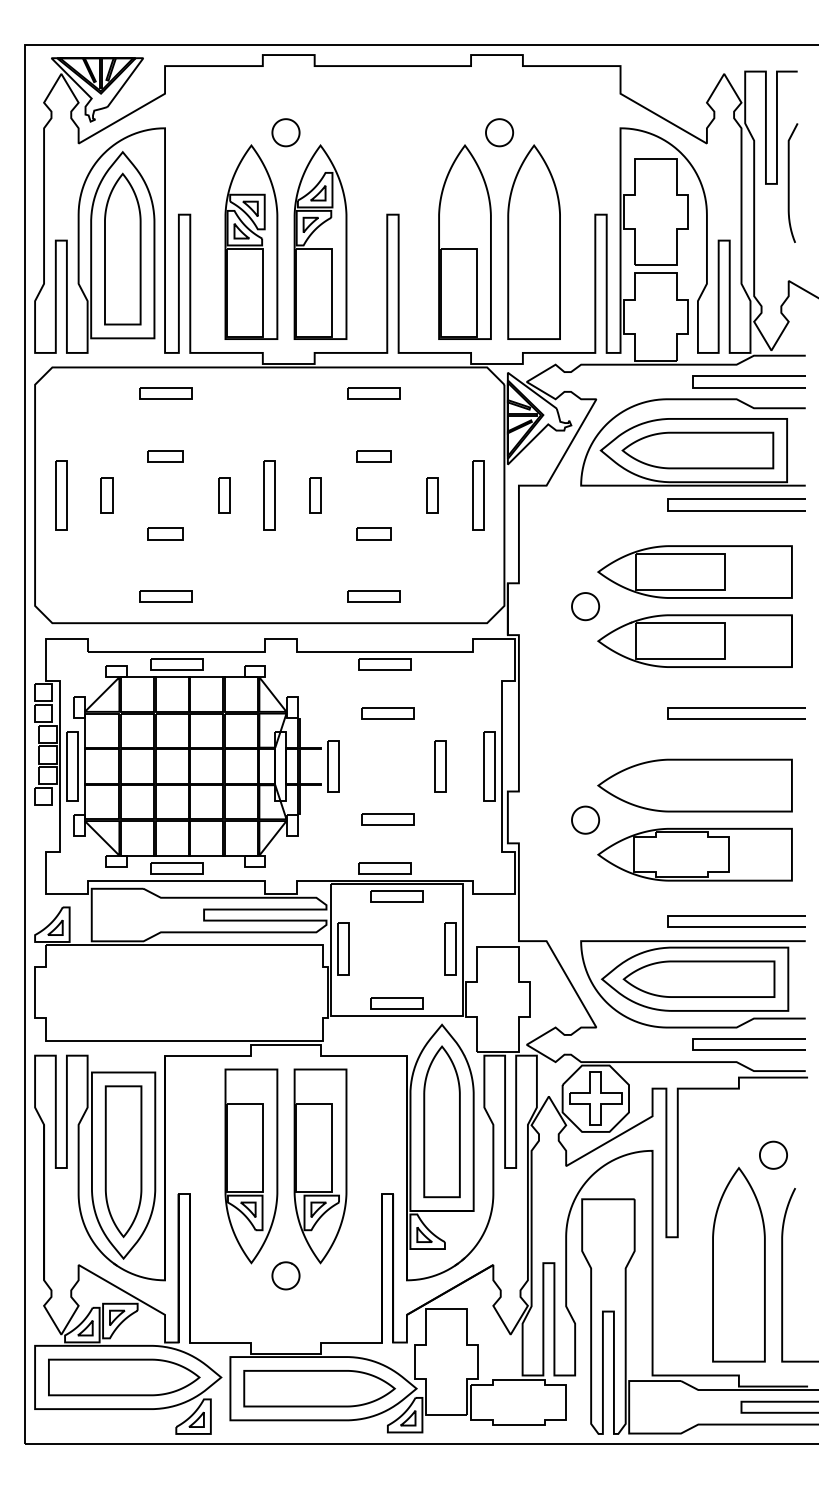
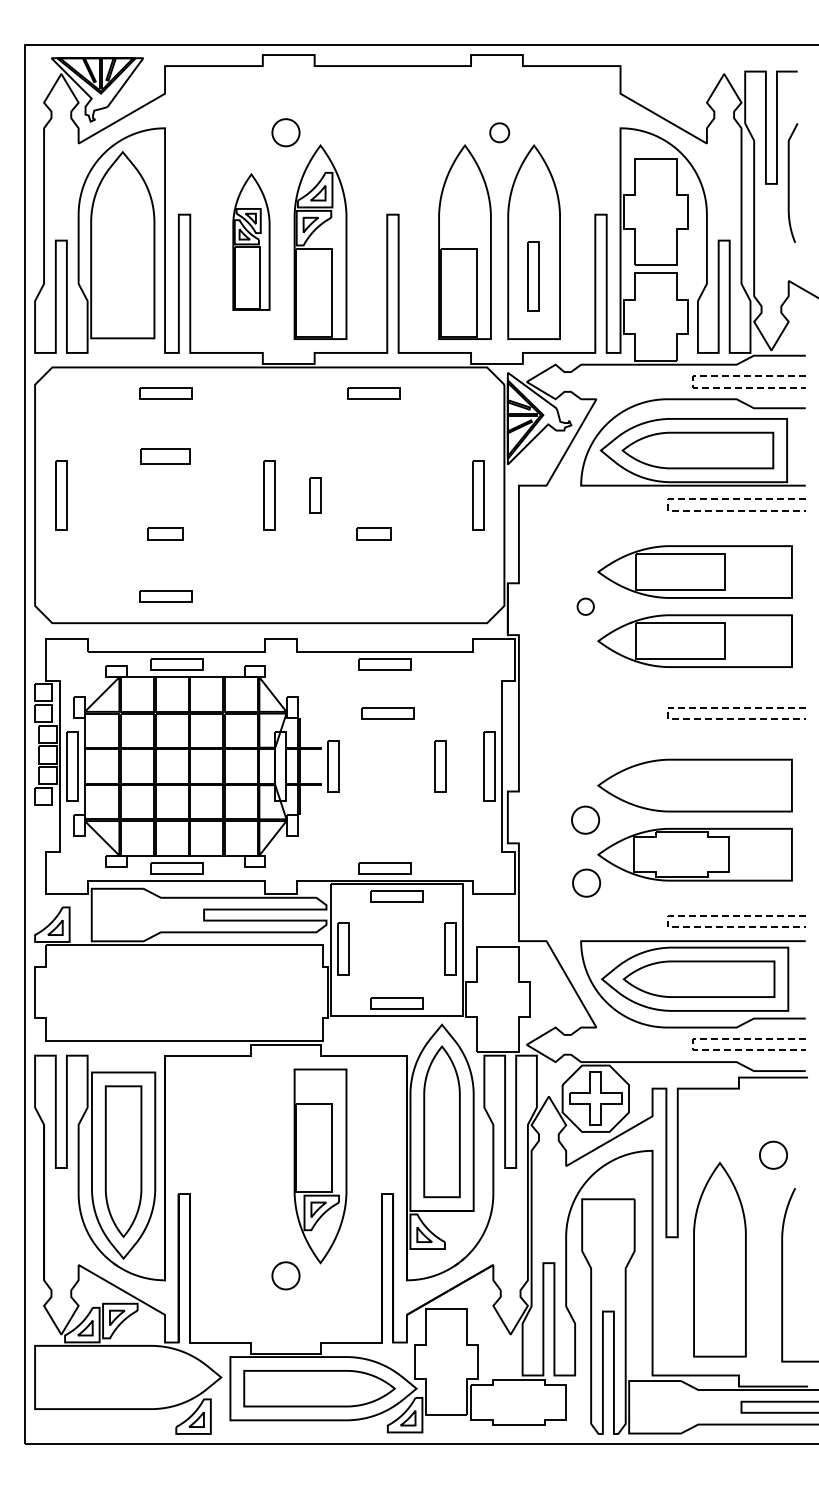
part size: 30x30 px -> 22x22 px (499, 132)
part size: 55x196 px -> 39x138 px (251, 241)
part: present -> none (122, 248)
part: none -> present (533, 276)
line: solid -> dashed (693, 381)
part size: 37x13 px -> 51x17 px (165, 456)
part: present -> none (373, 456)
part: present -> none (106, 495)
part: present -> none (224, 495)
part: present -> none (432, 495)
line: solid -> dashed (667, 505)
part: present -> none (373, 596)
part size: 30x30 px -> 19x19 px (585, 606)
line: solid -> dashed (667, 713)
part: present -> none (387, 819)
part: none -> present (586, 882)
line: solid -> dashed (667, 921)
line: solid -> dashed (693, 1044)
part: present -> none (251, 1166)
part position: (738, 1264) -> (719, 1259) (719, 1259)
part: present -> none (124, 1377)
